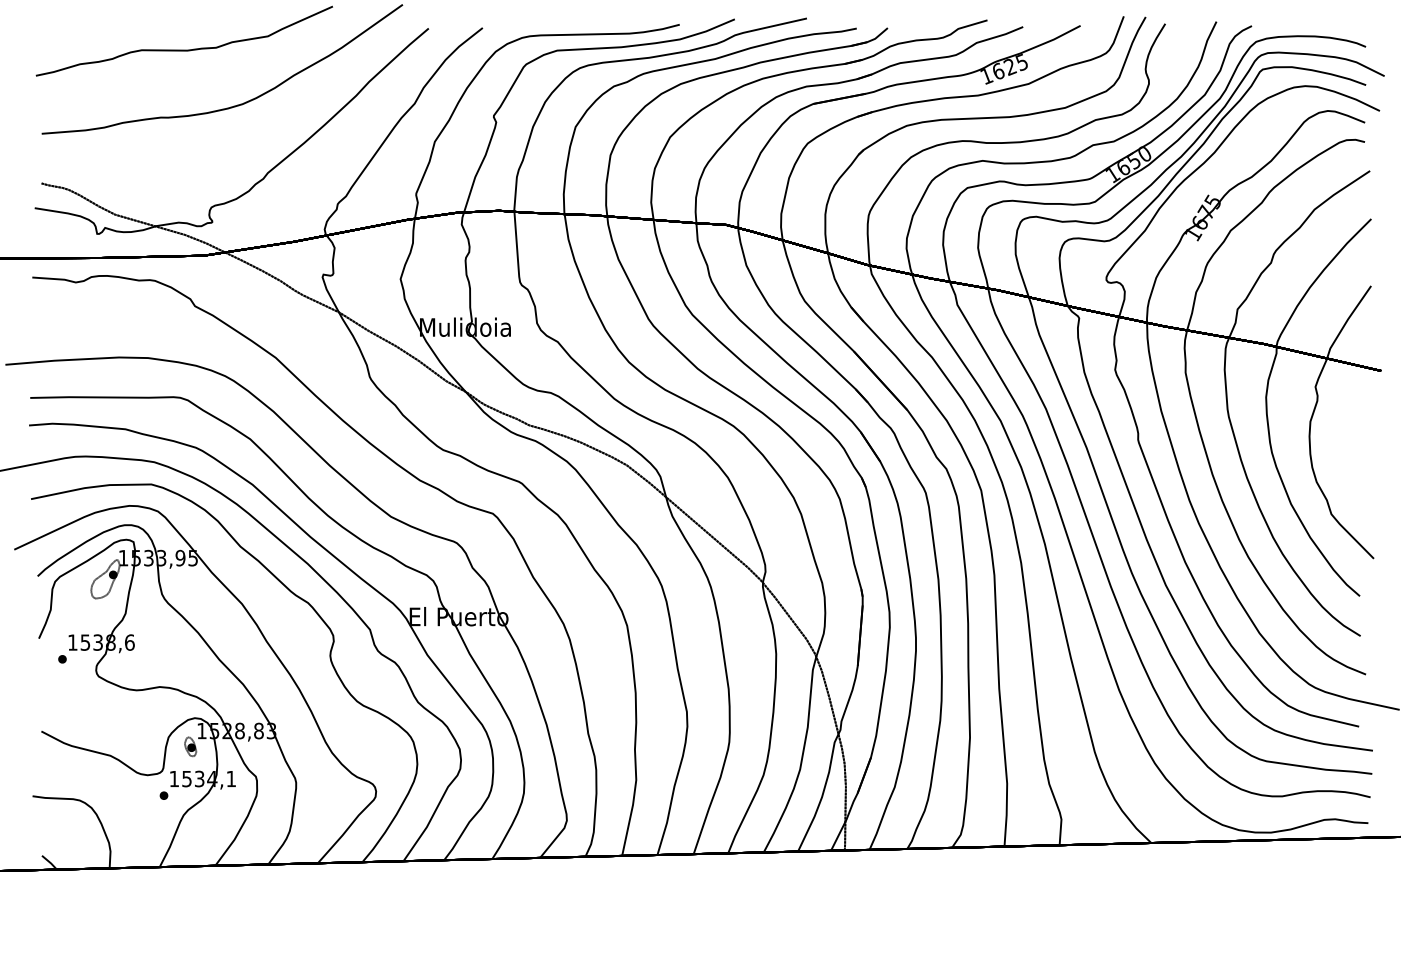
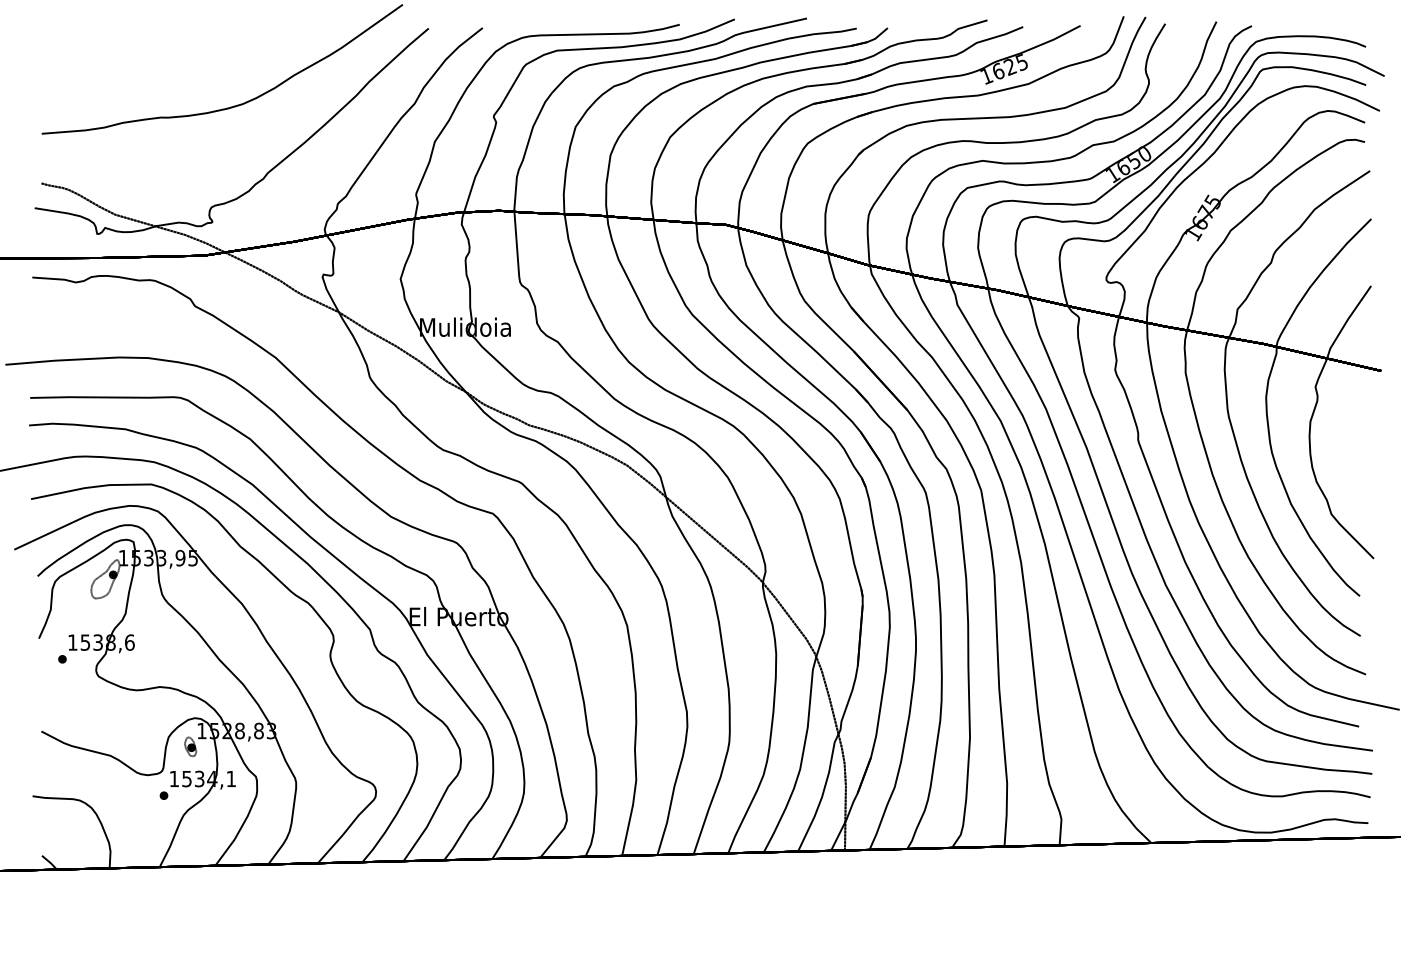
curve: present -> none (183, 49)
